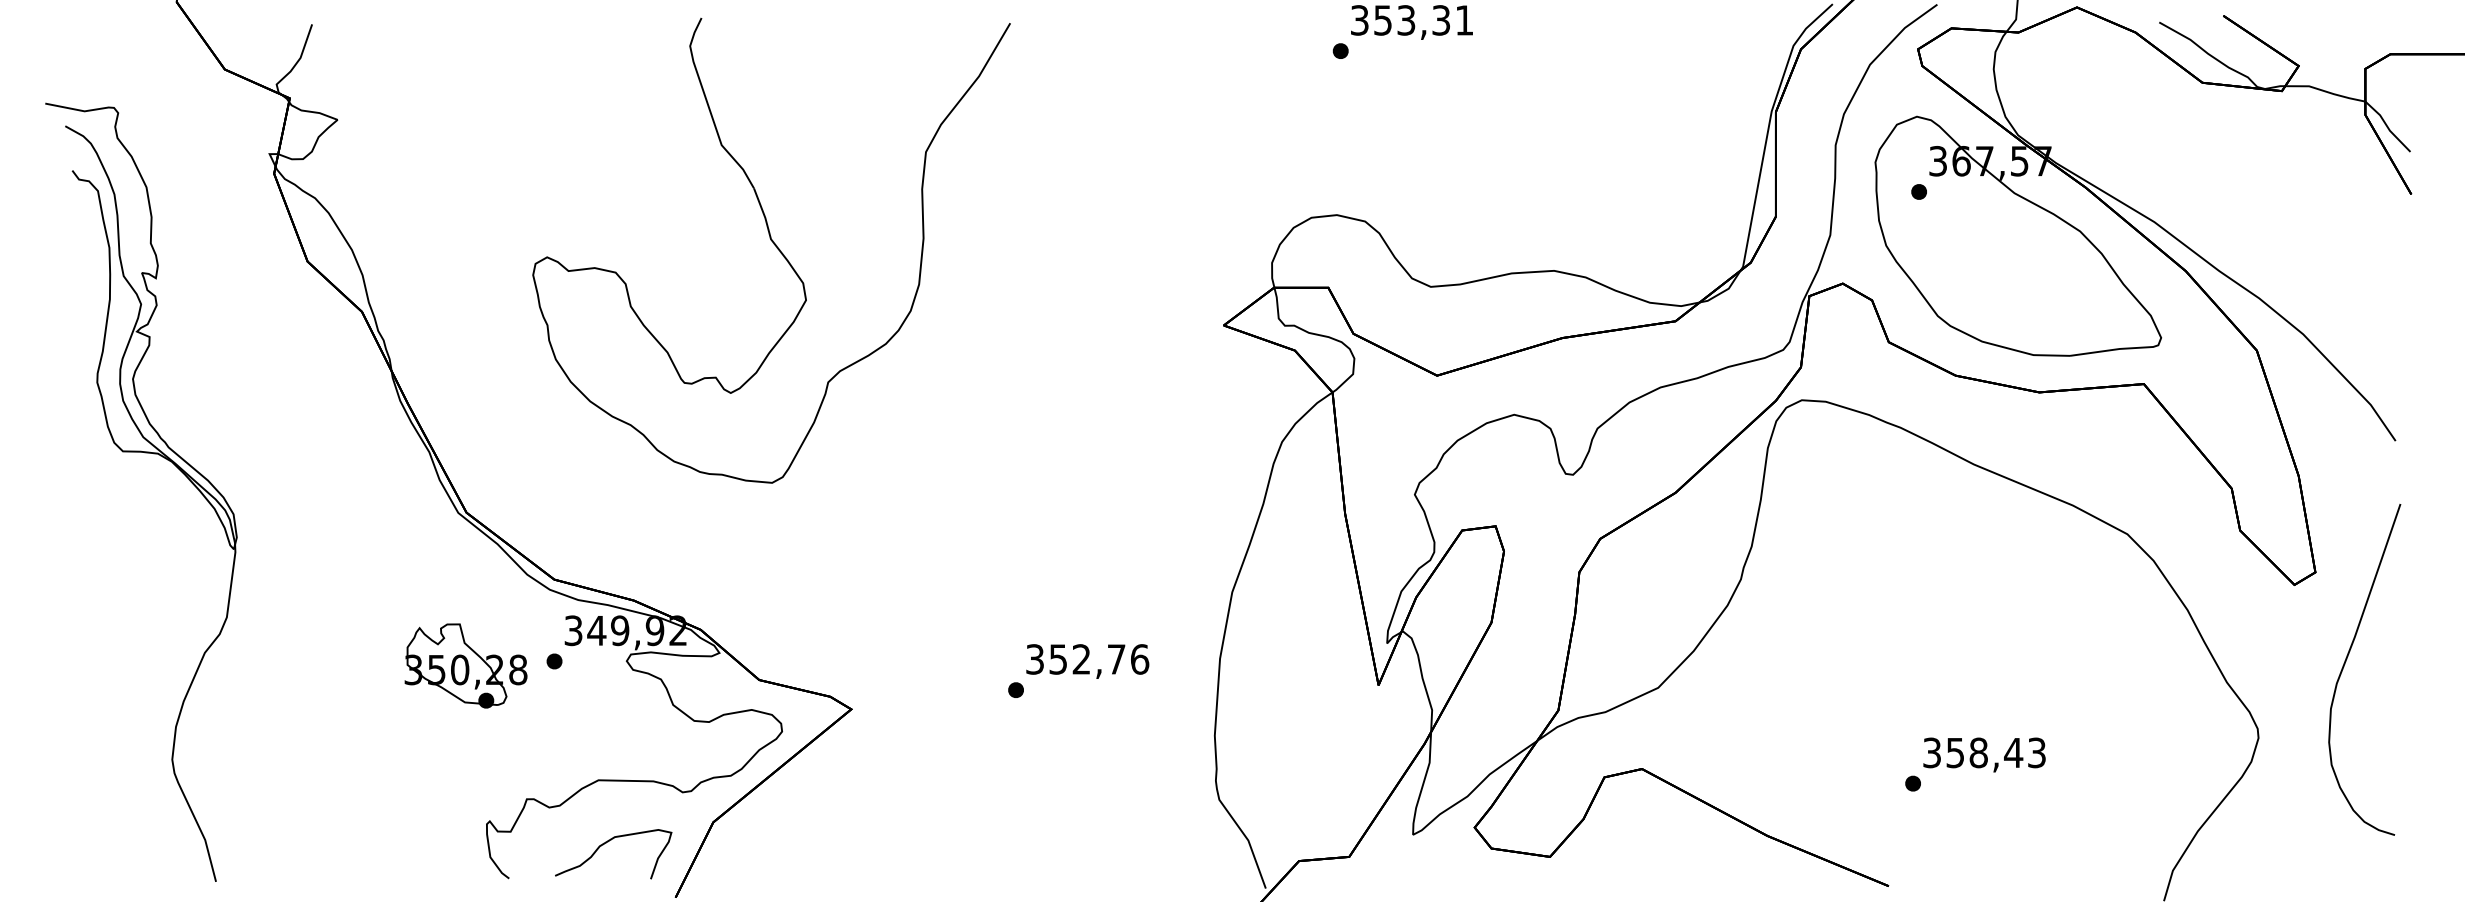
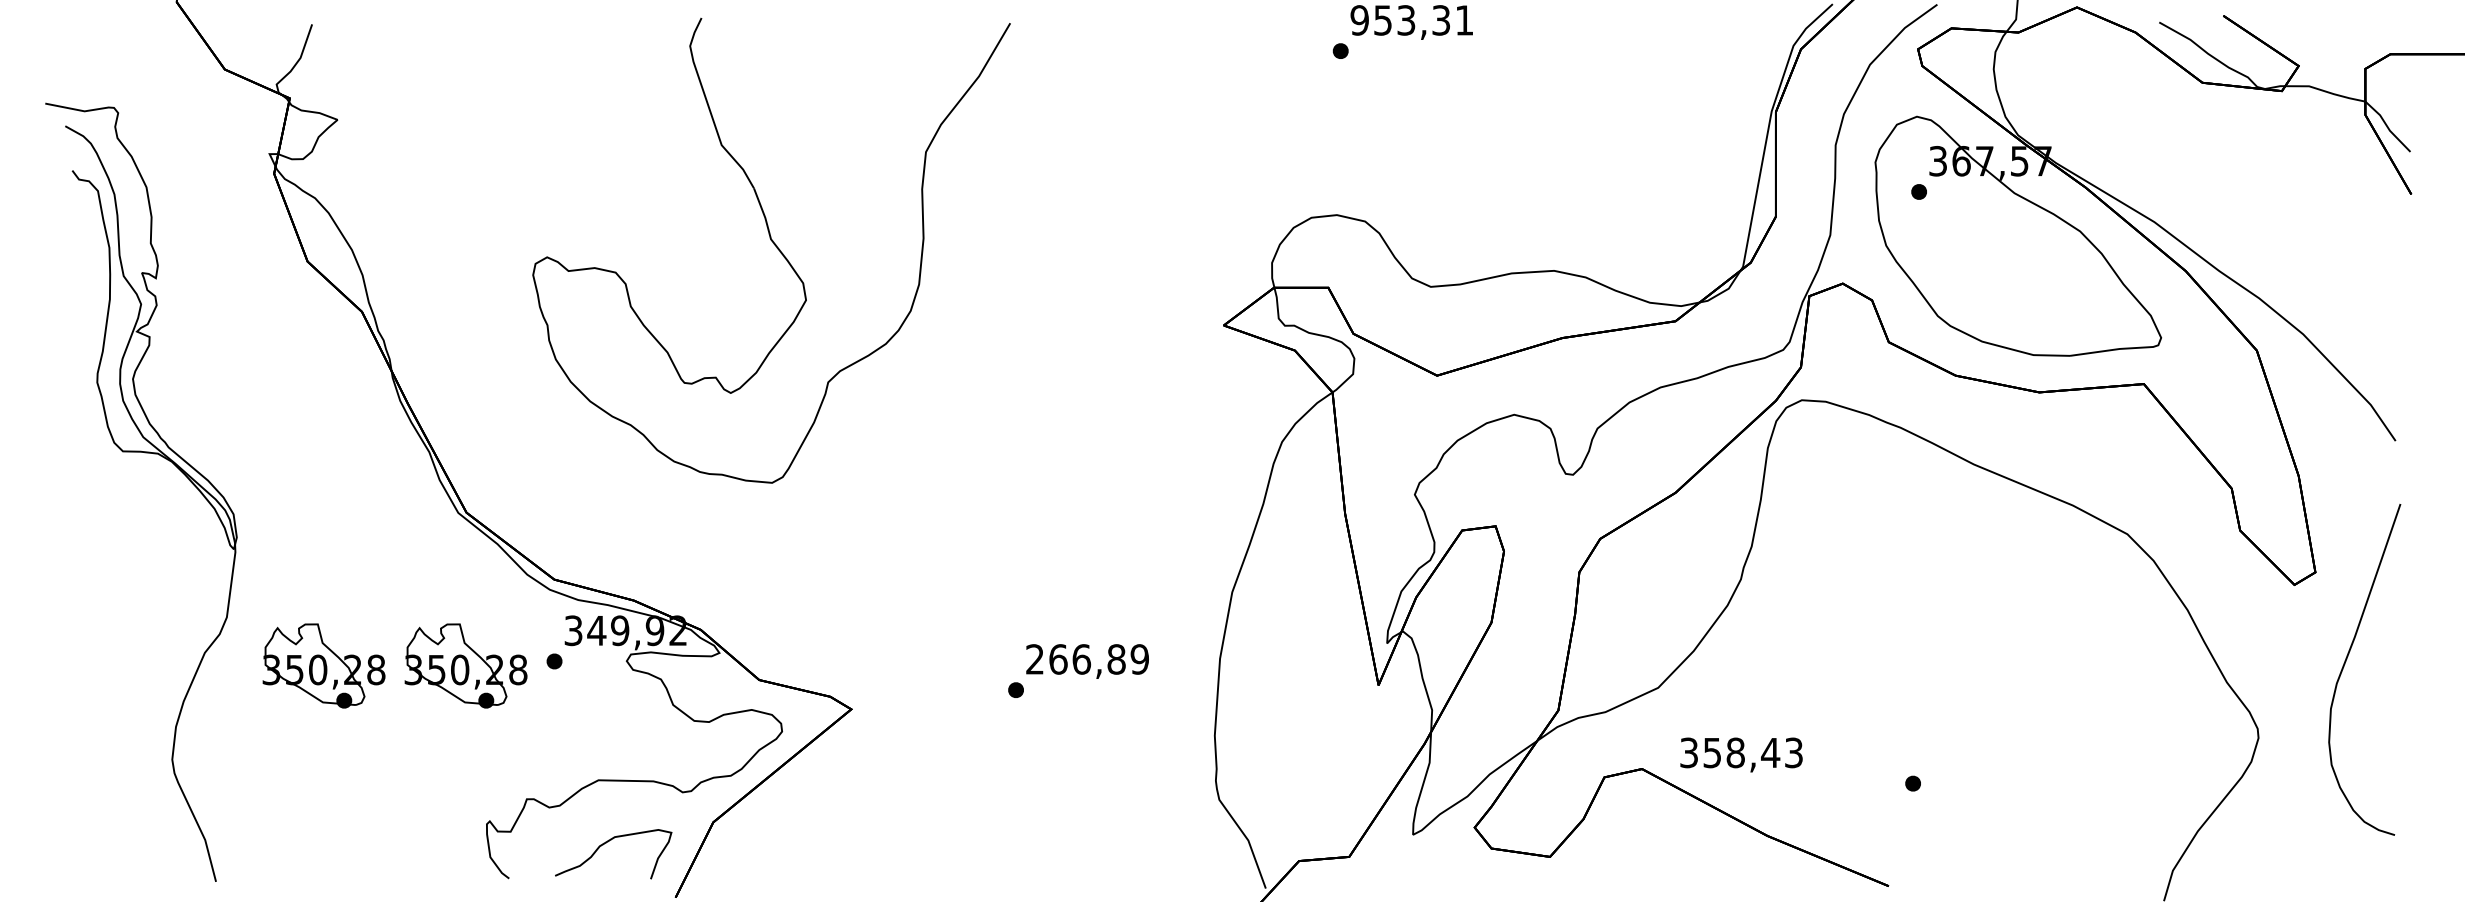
text: 353,31 -> 953,31 (1359, 20)
text: 352,76 -> 266,89 (1087, 659)
part: none -> present (323, 665)
text position: (1984, 754) -> (1741, 754) (1741, 754)
